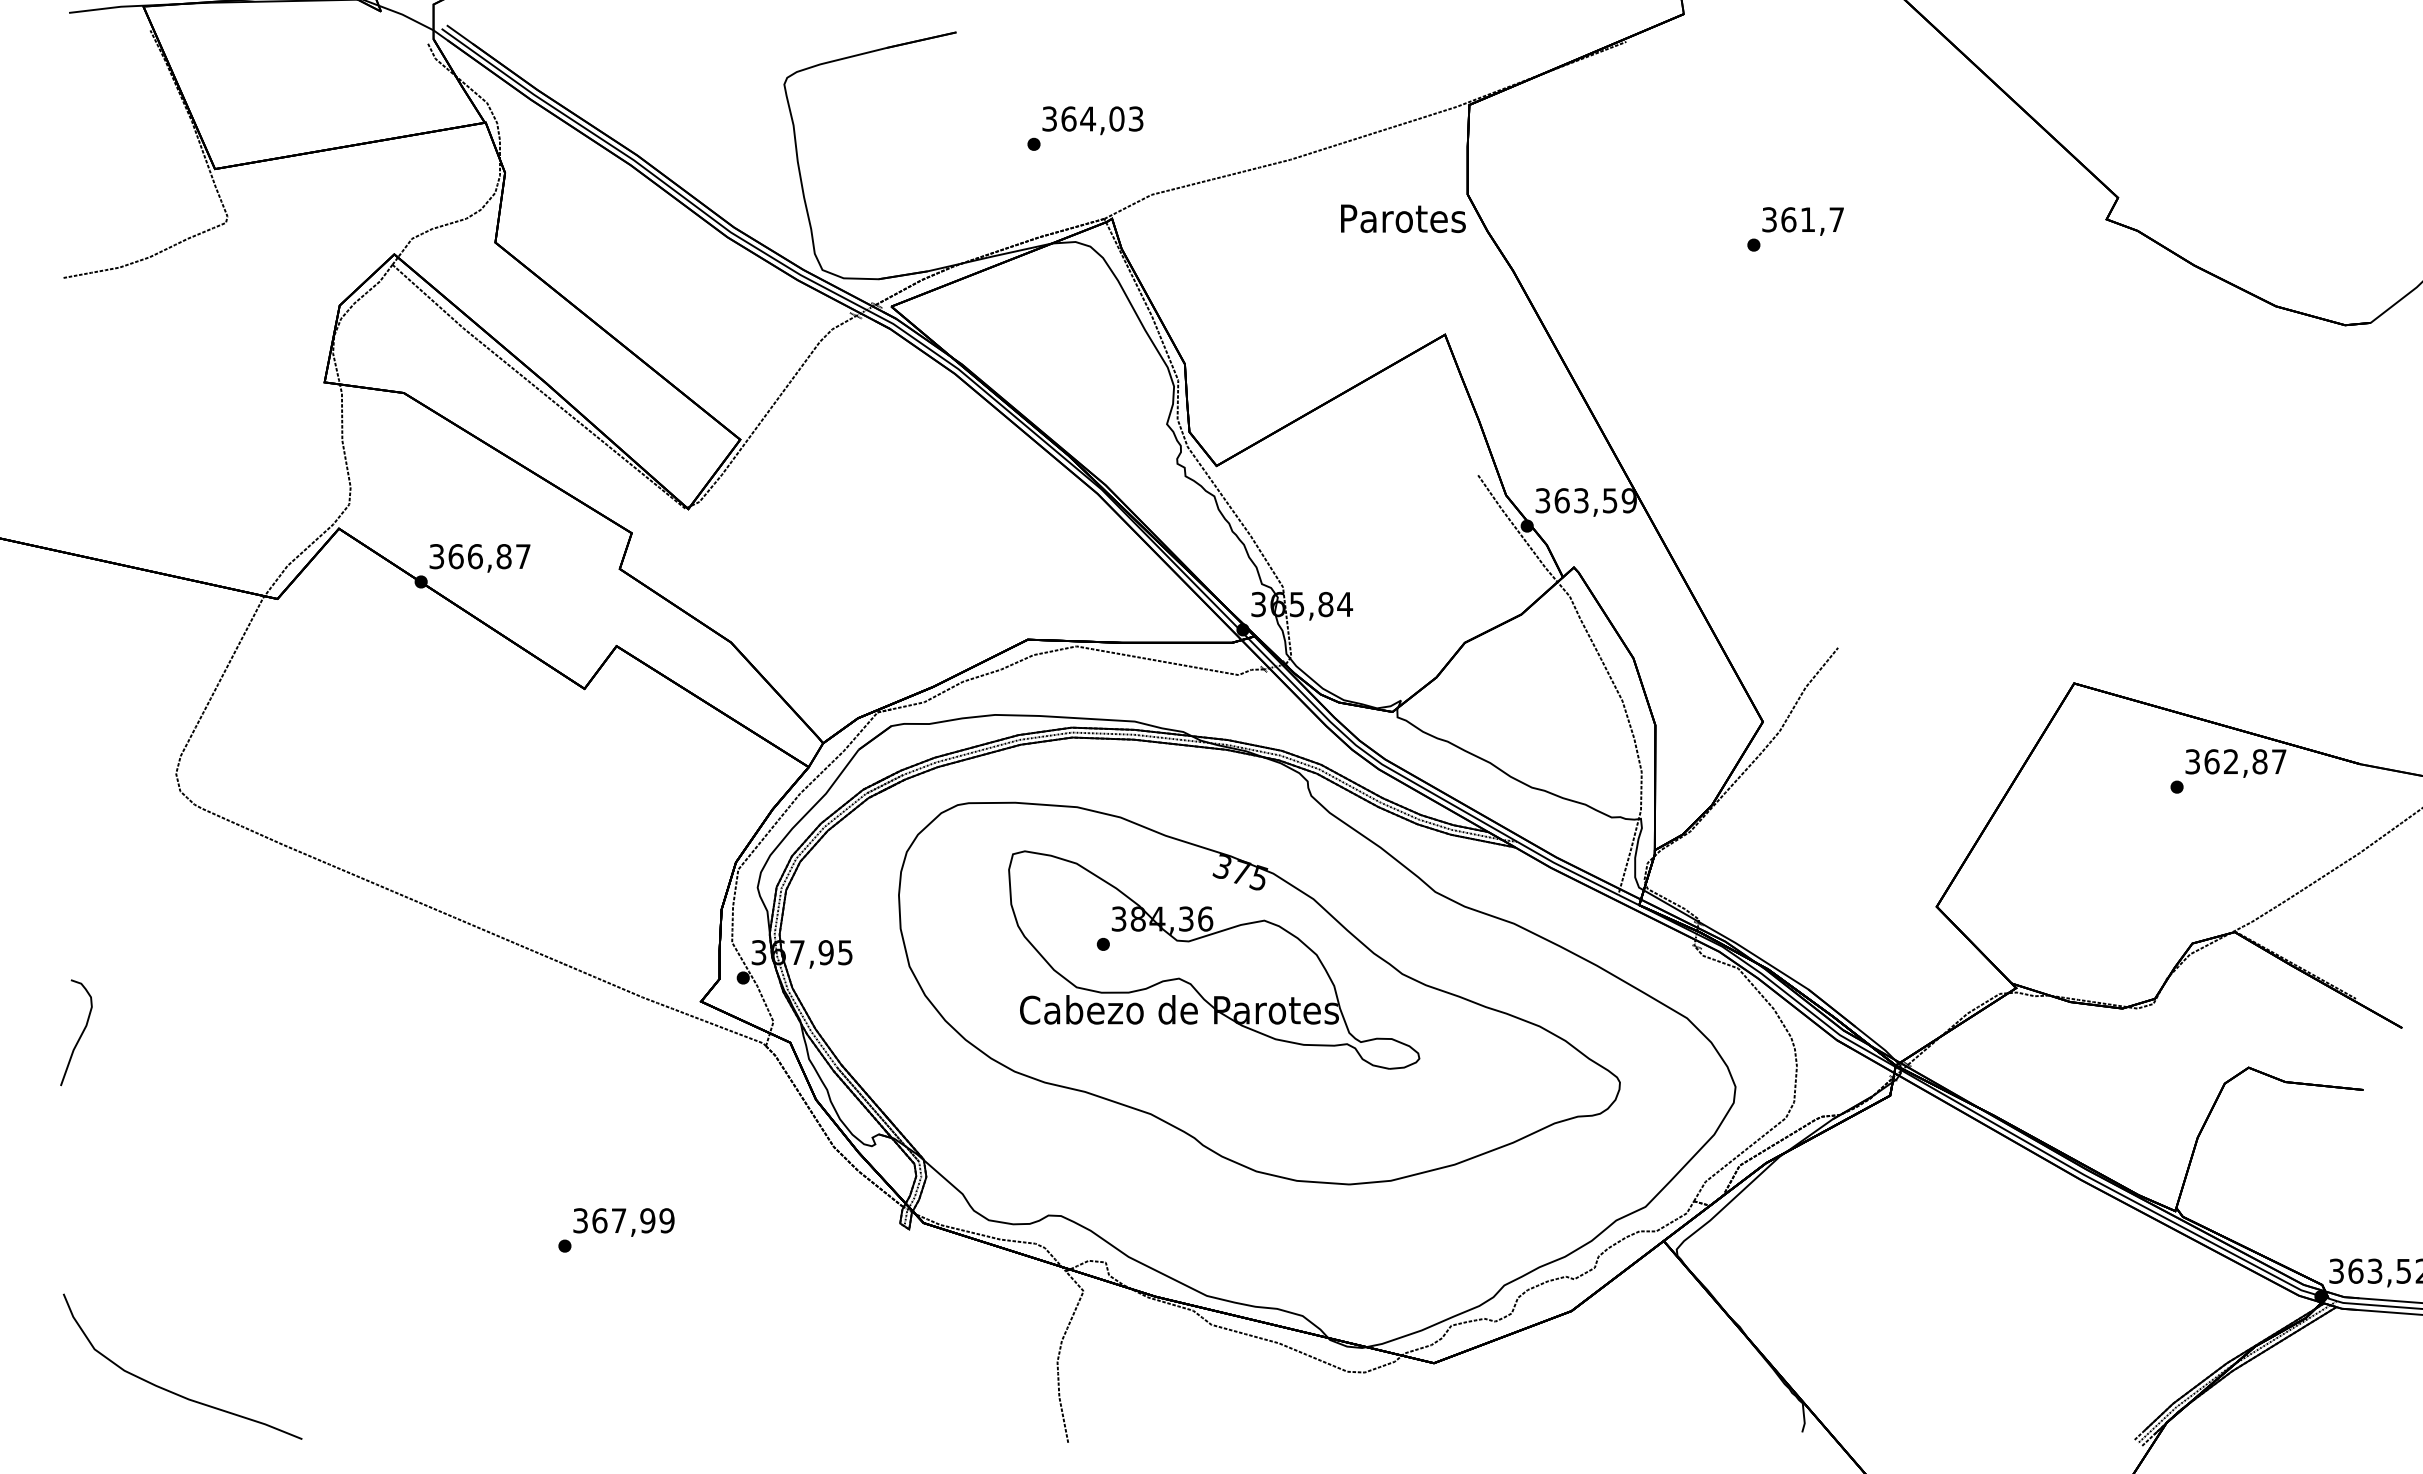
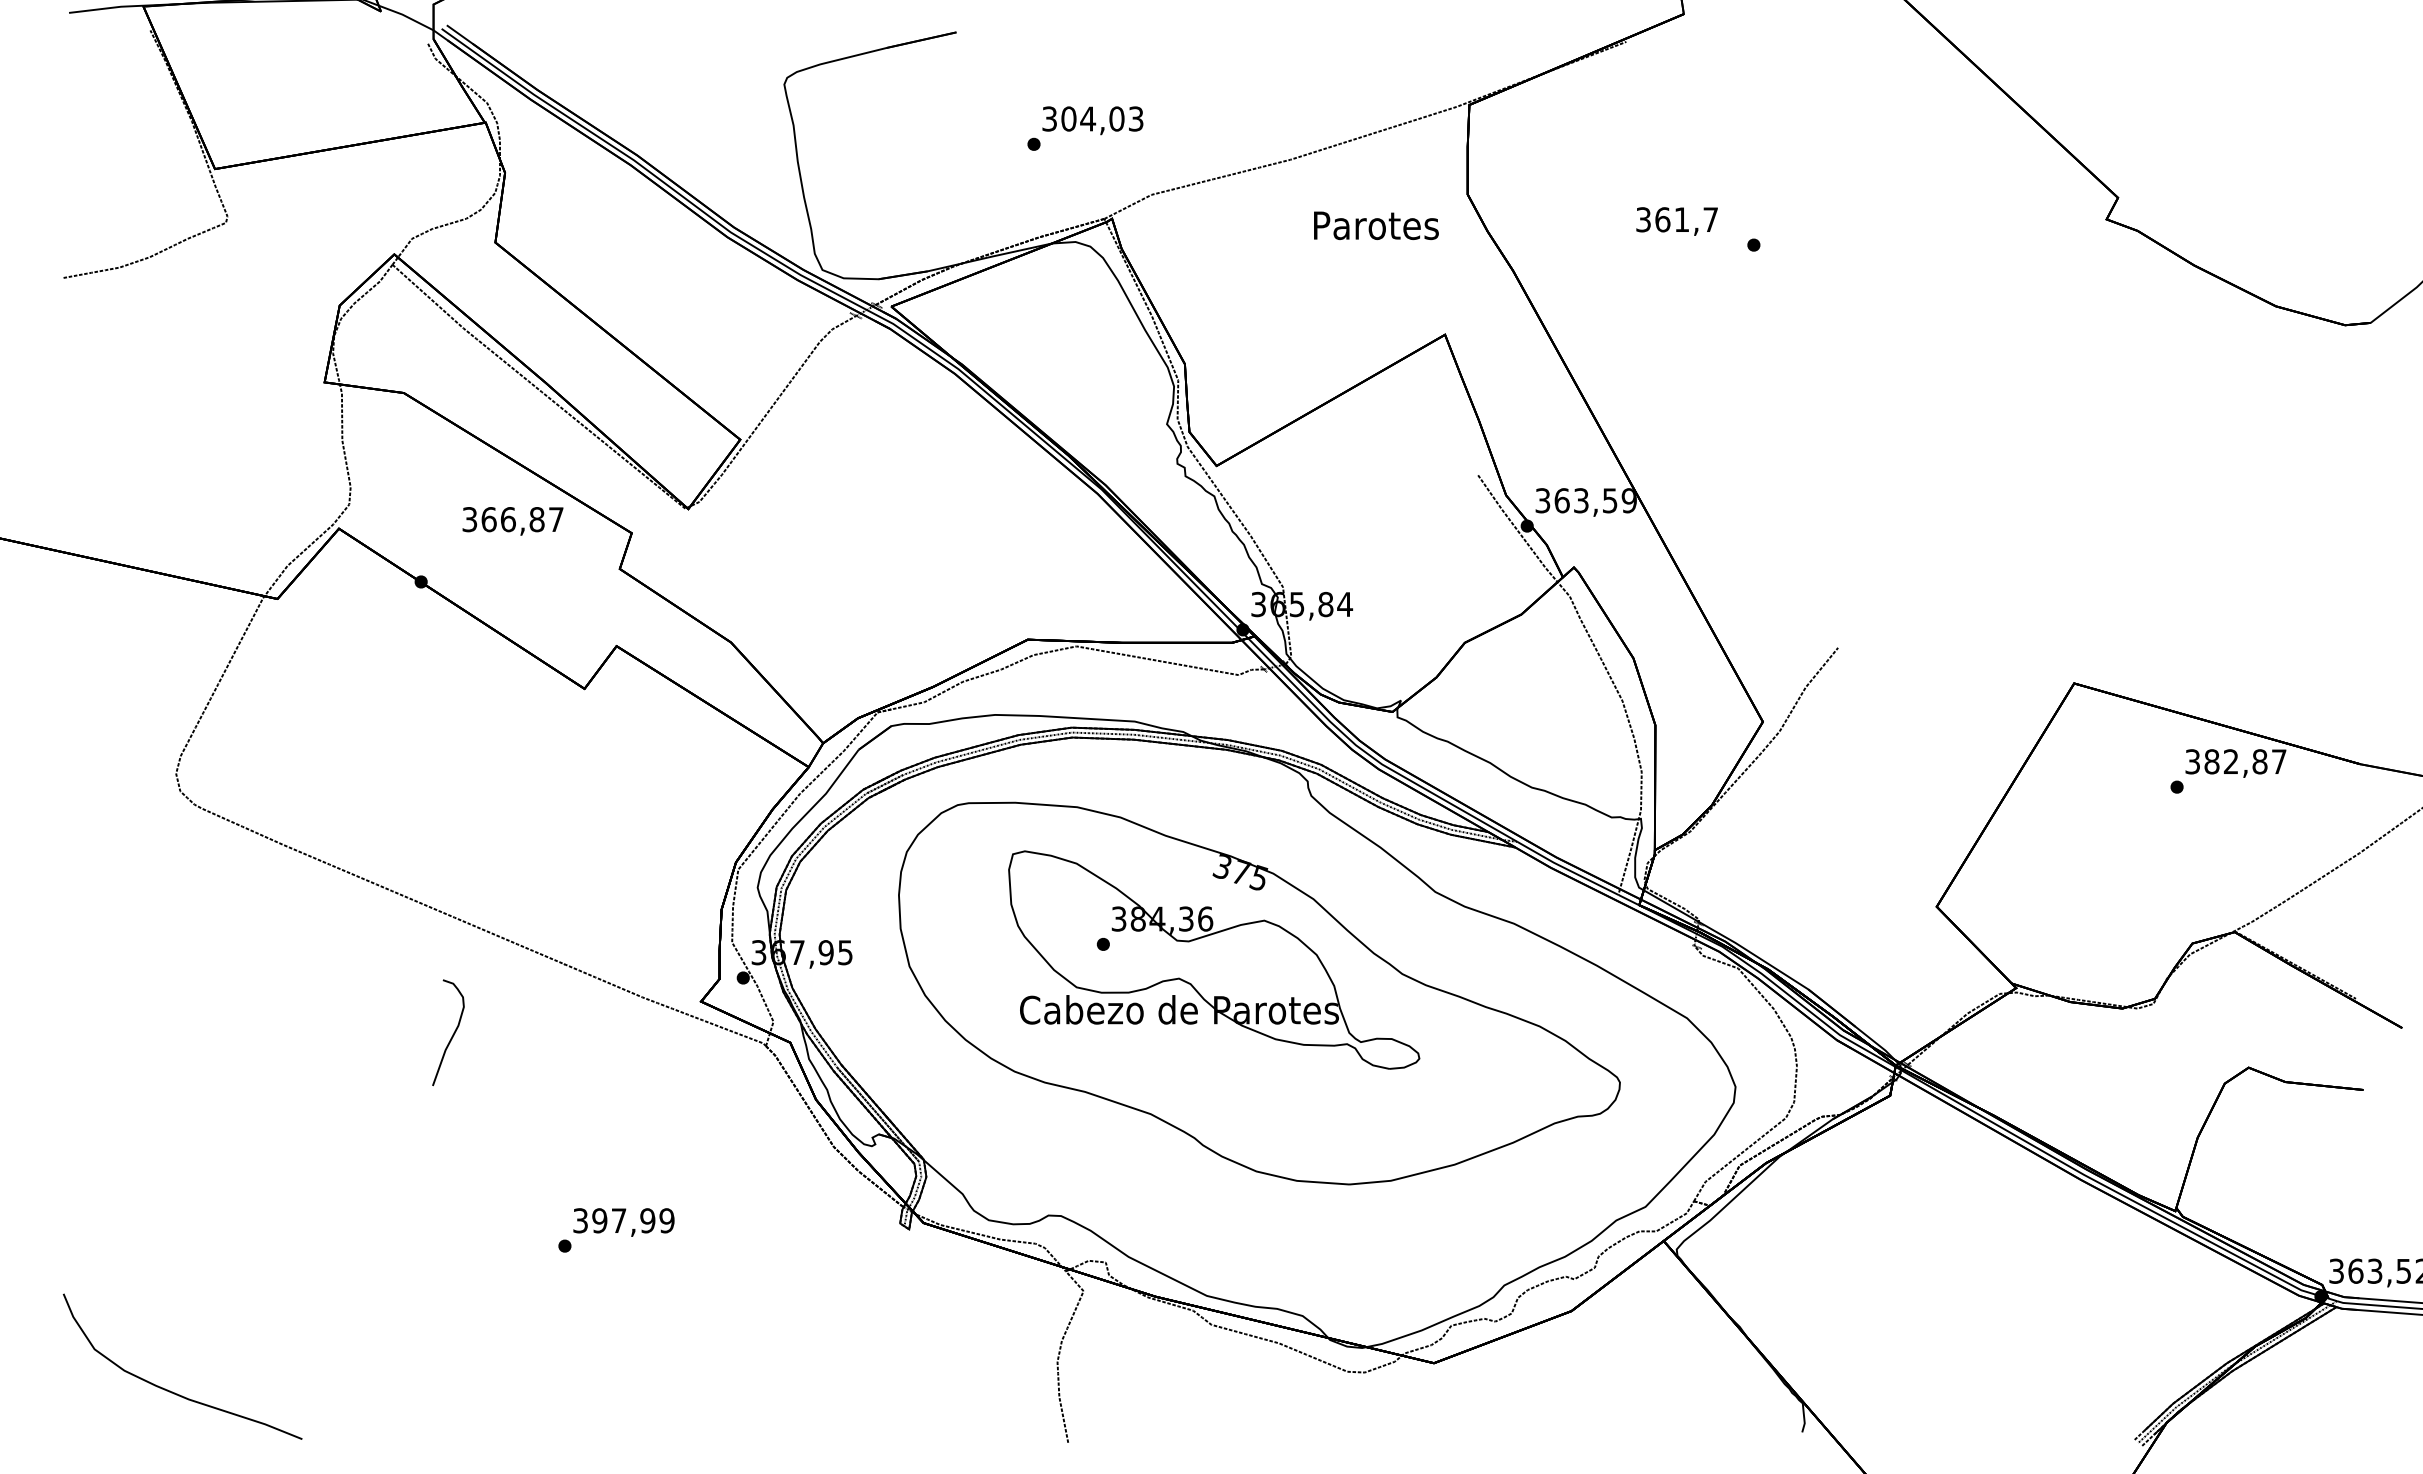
text: 364,03 -> 304,03 (1068, 118)
text position: (1403, 218) -> (1376, 225) (1376, 225)
text position: (1802, 221) -> (1676, 221) (1676, 221)
text position: (479, 558) -> (512, 521) (512, 521)
text: 362,87 -> 382,87 (2211, 761)
curve position: (80, 1034) -> (452, 1034) (452, 1034)
text: 367,99 -> 397,99 (599, 1220)
